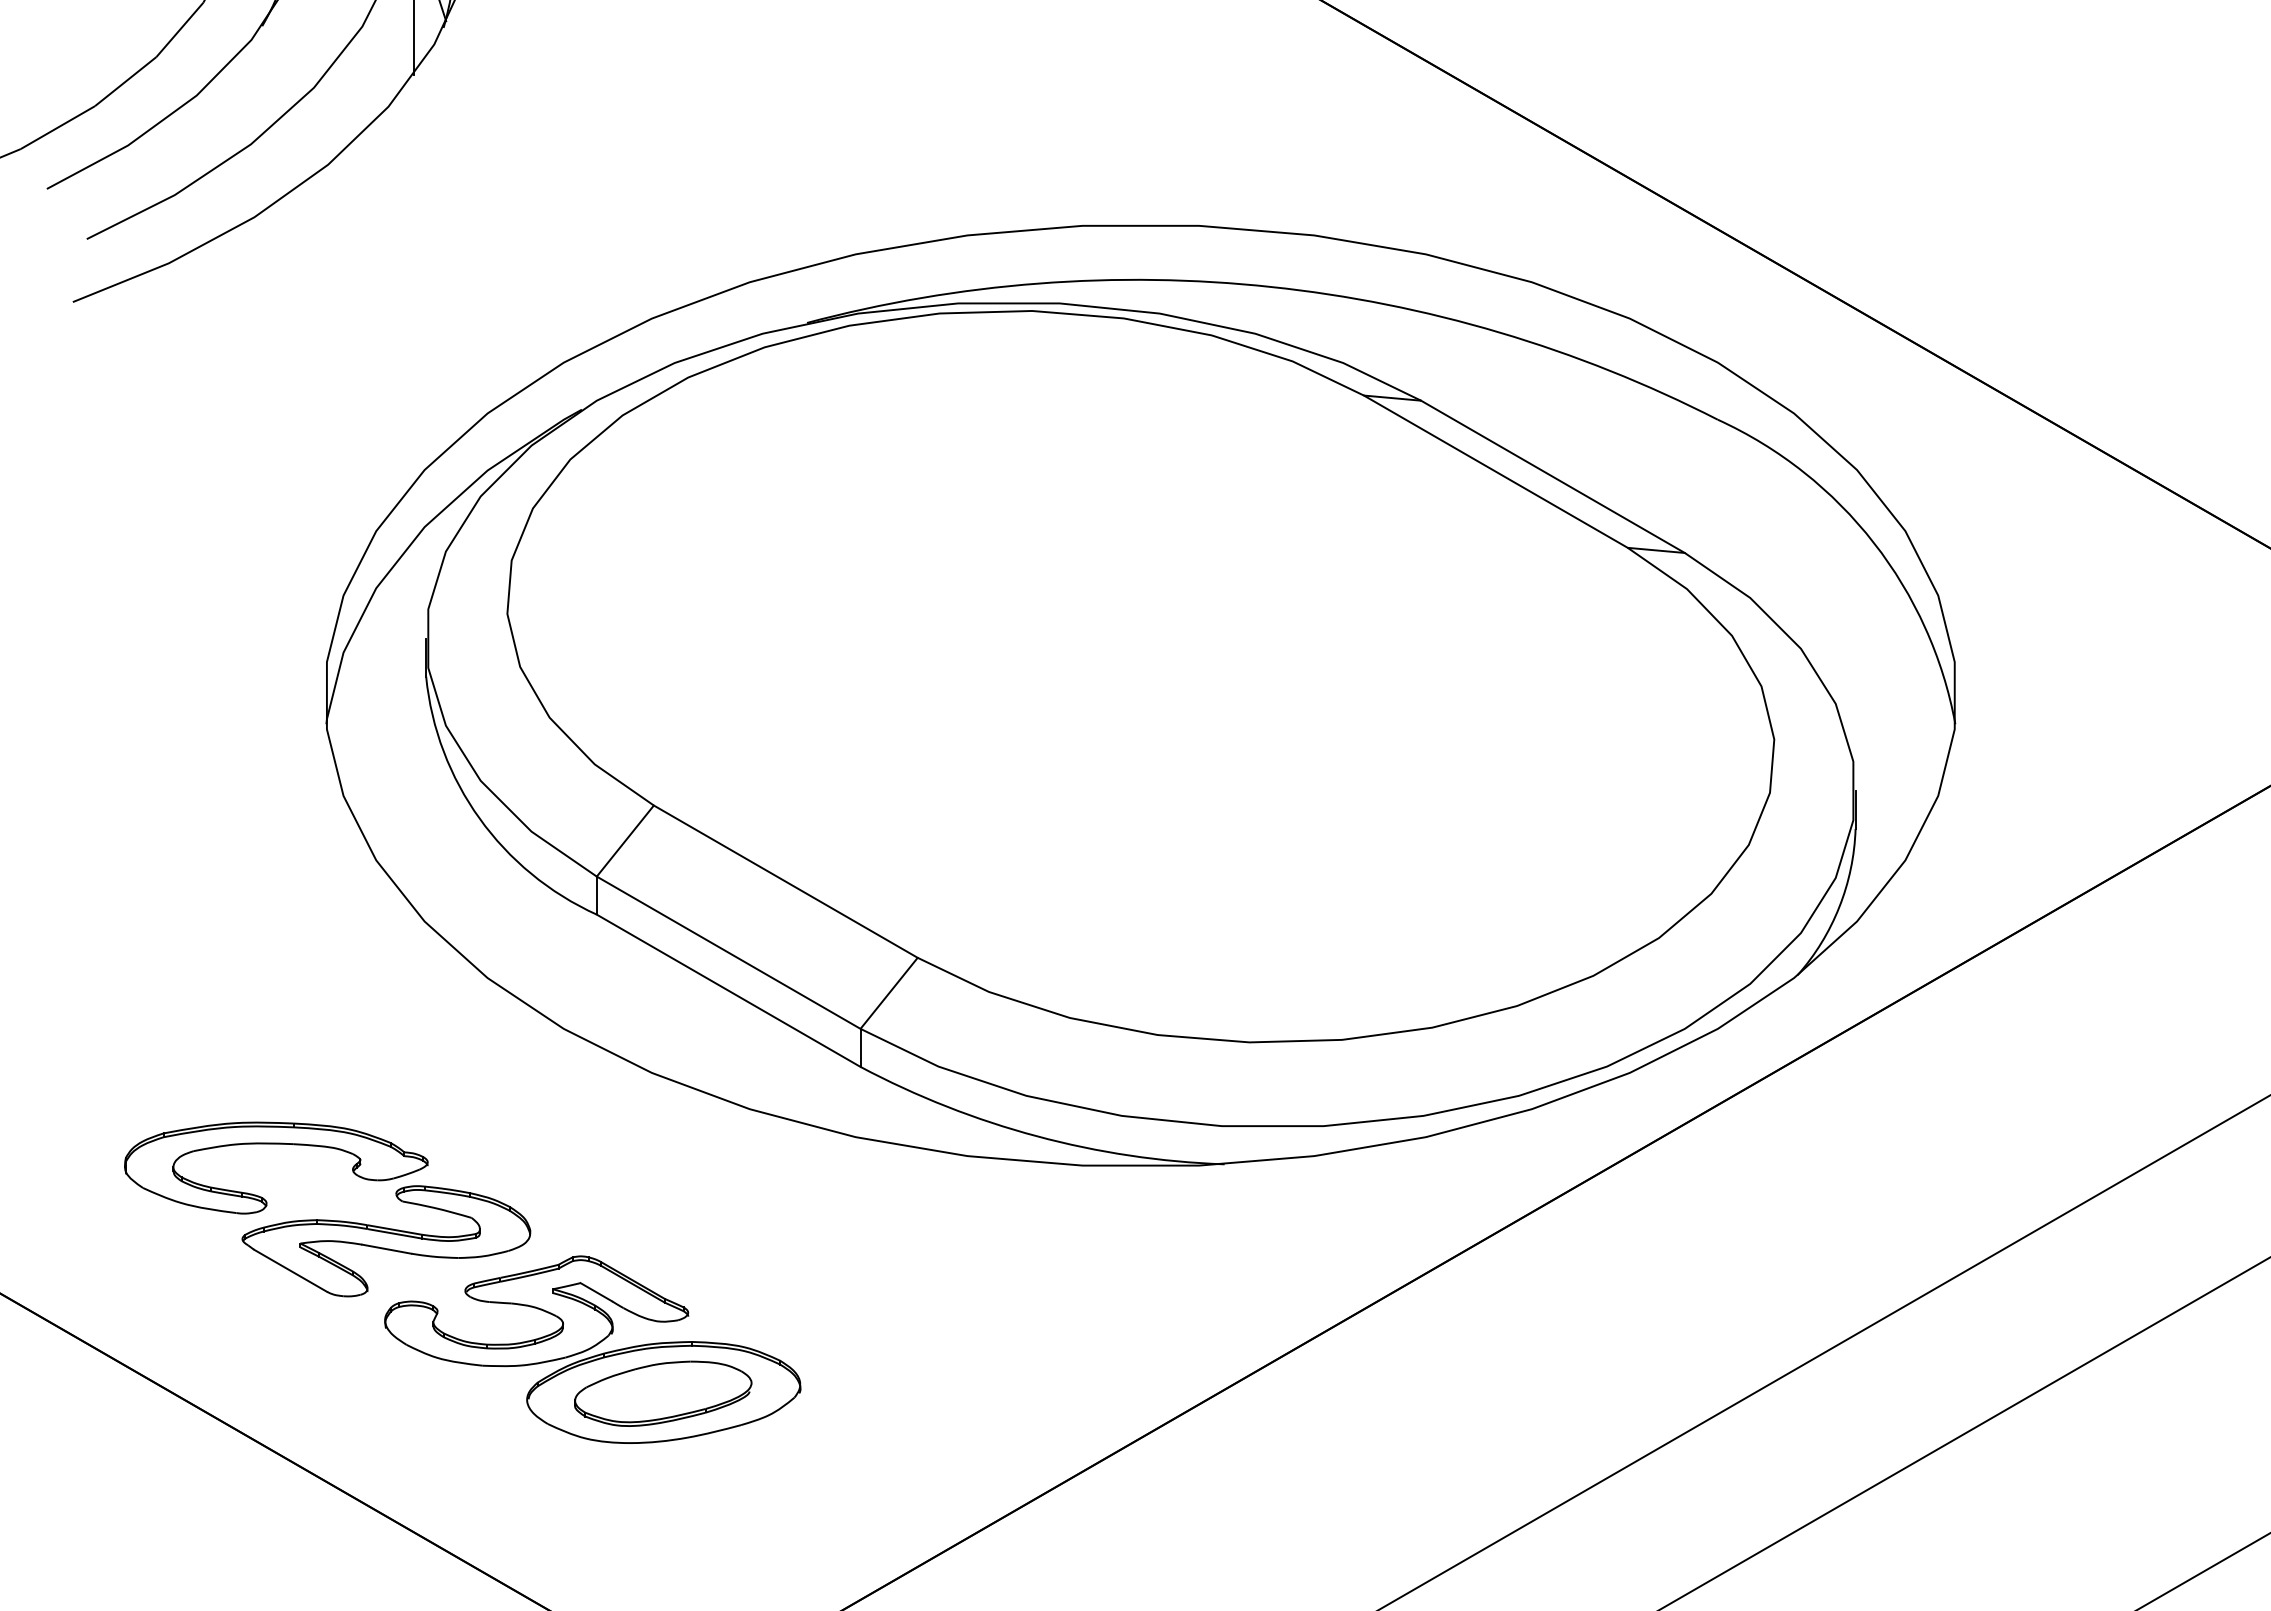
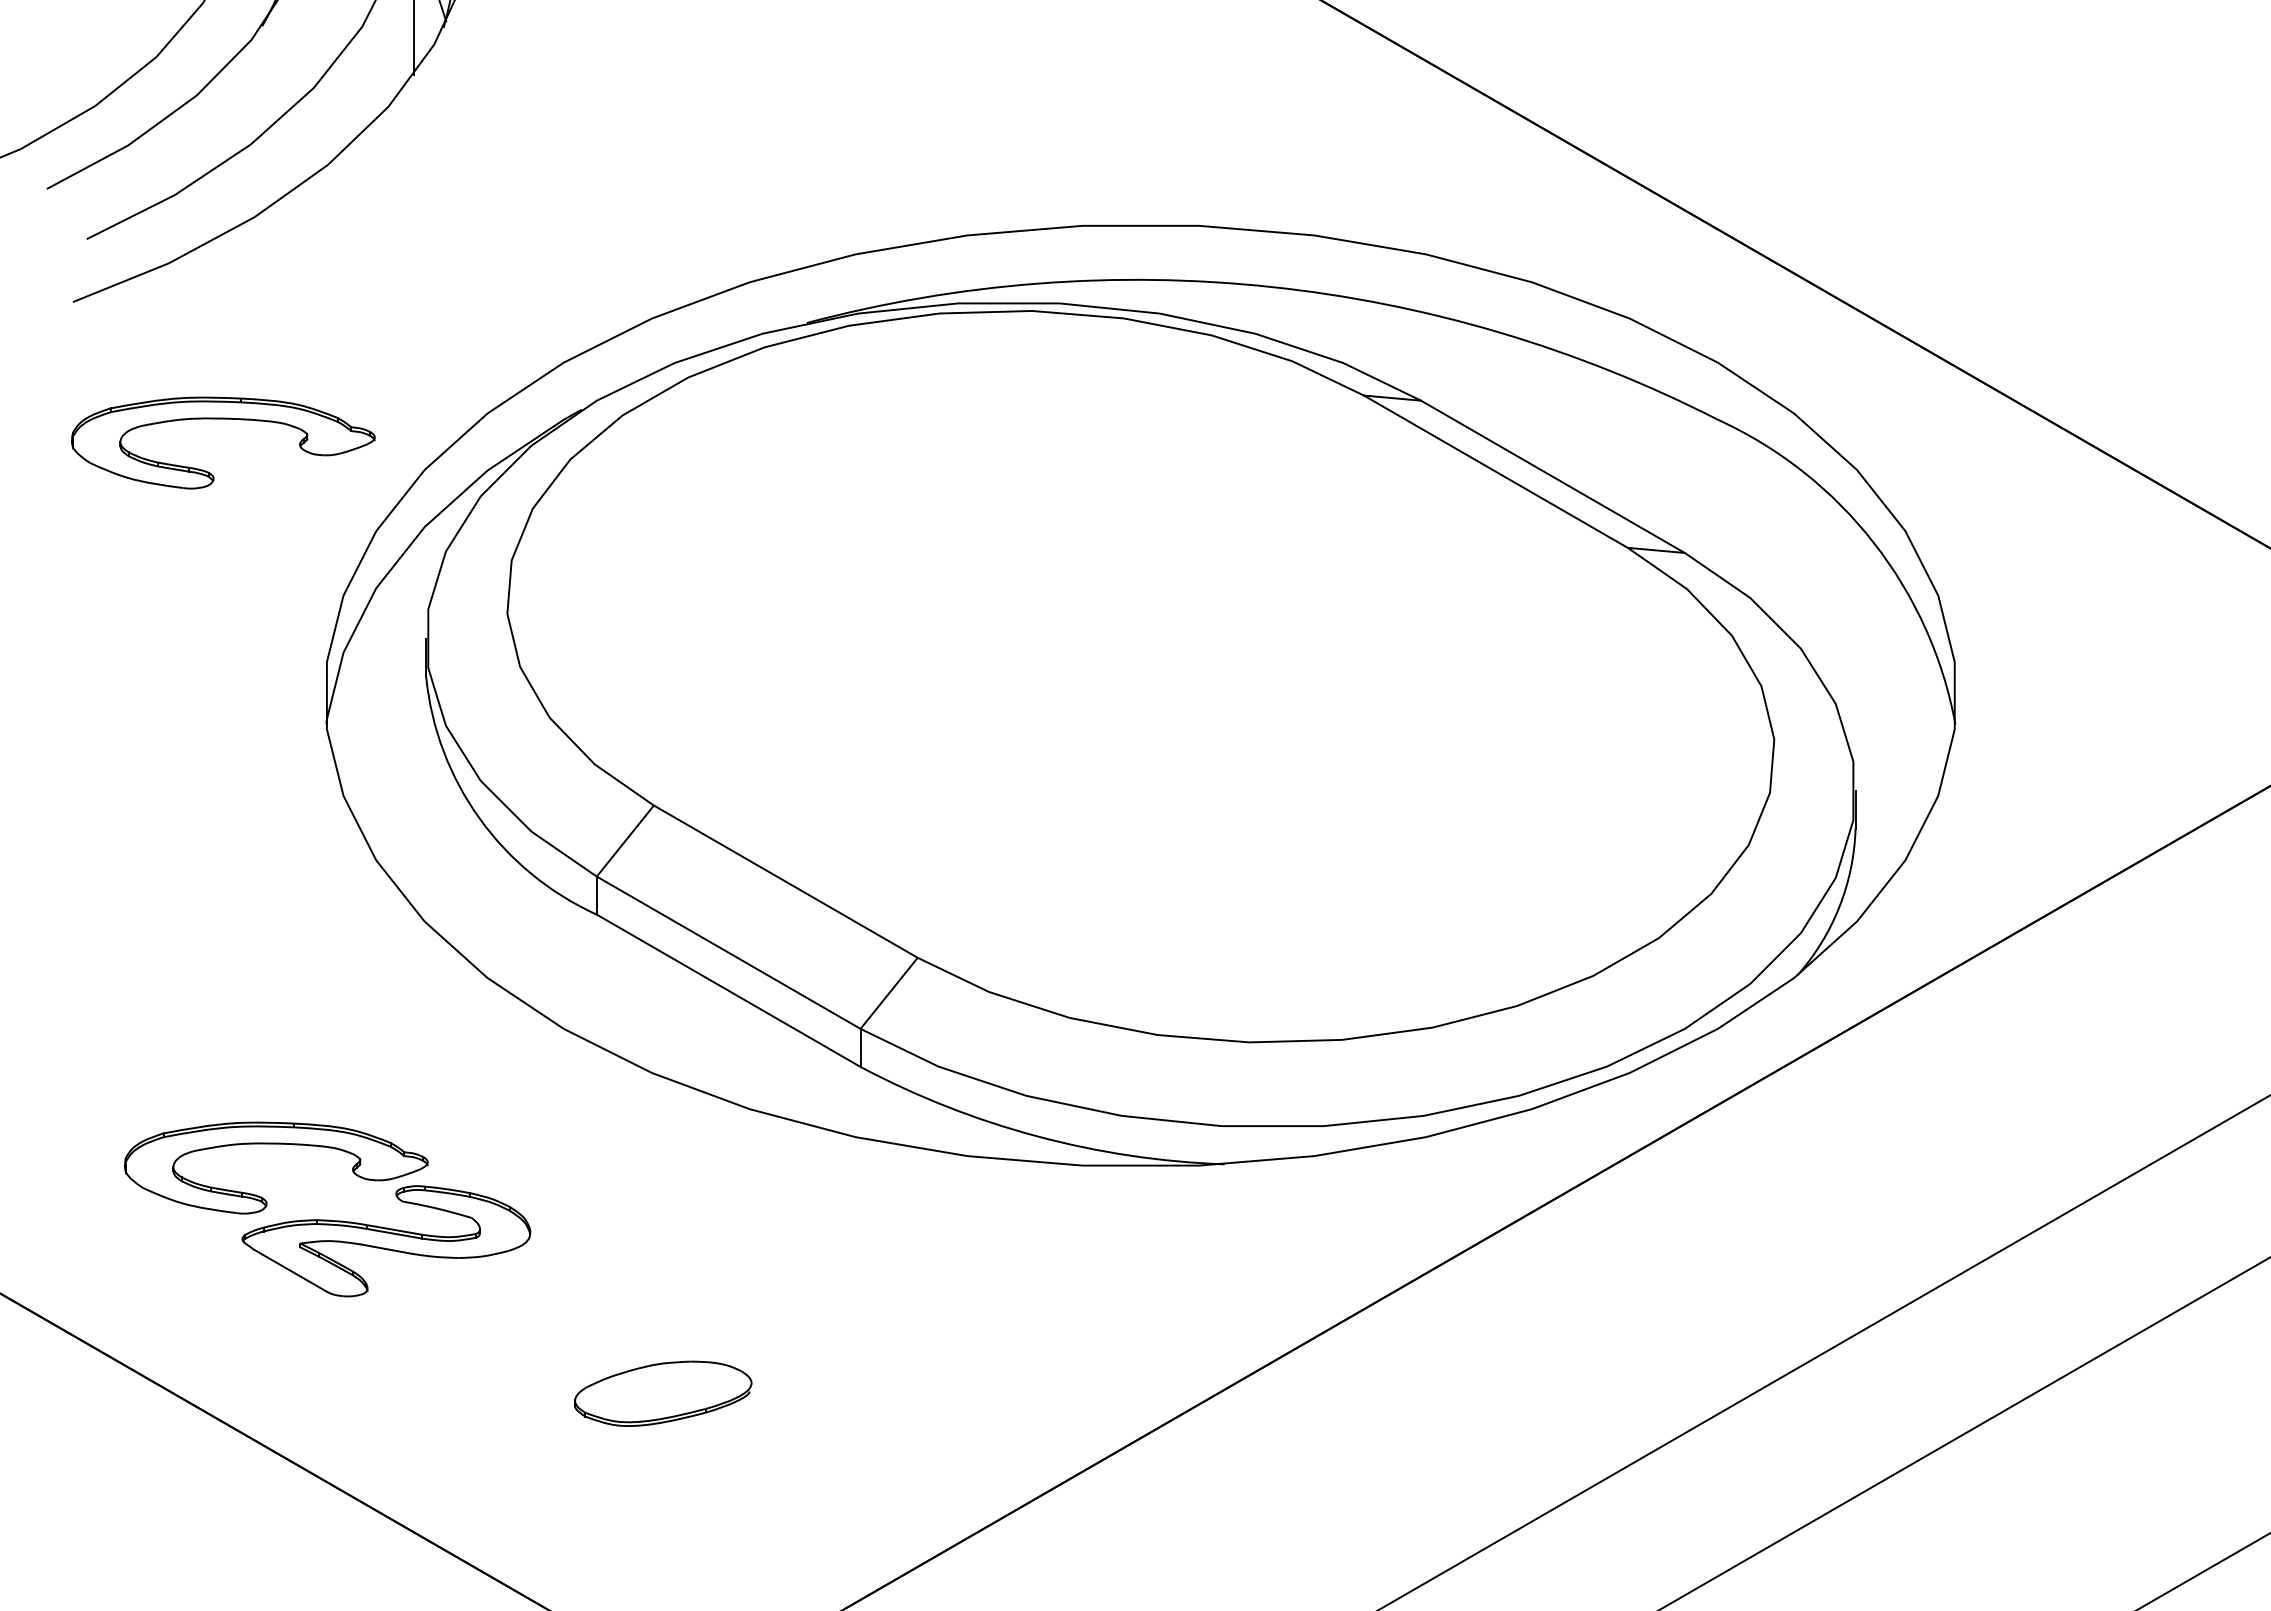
part: none -> present (223, 419)
part: present -> none (592, 1349)
